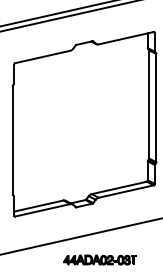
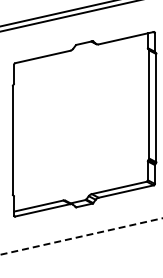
line: solid -> dashed (81, 236)
part: present -> none (99, 259)
